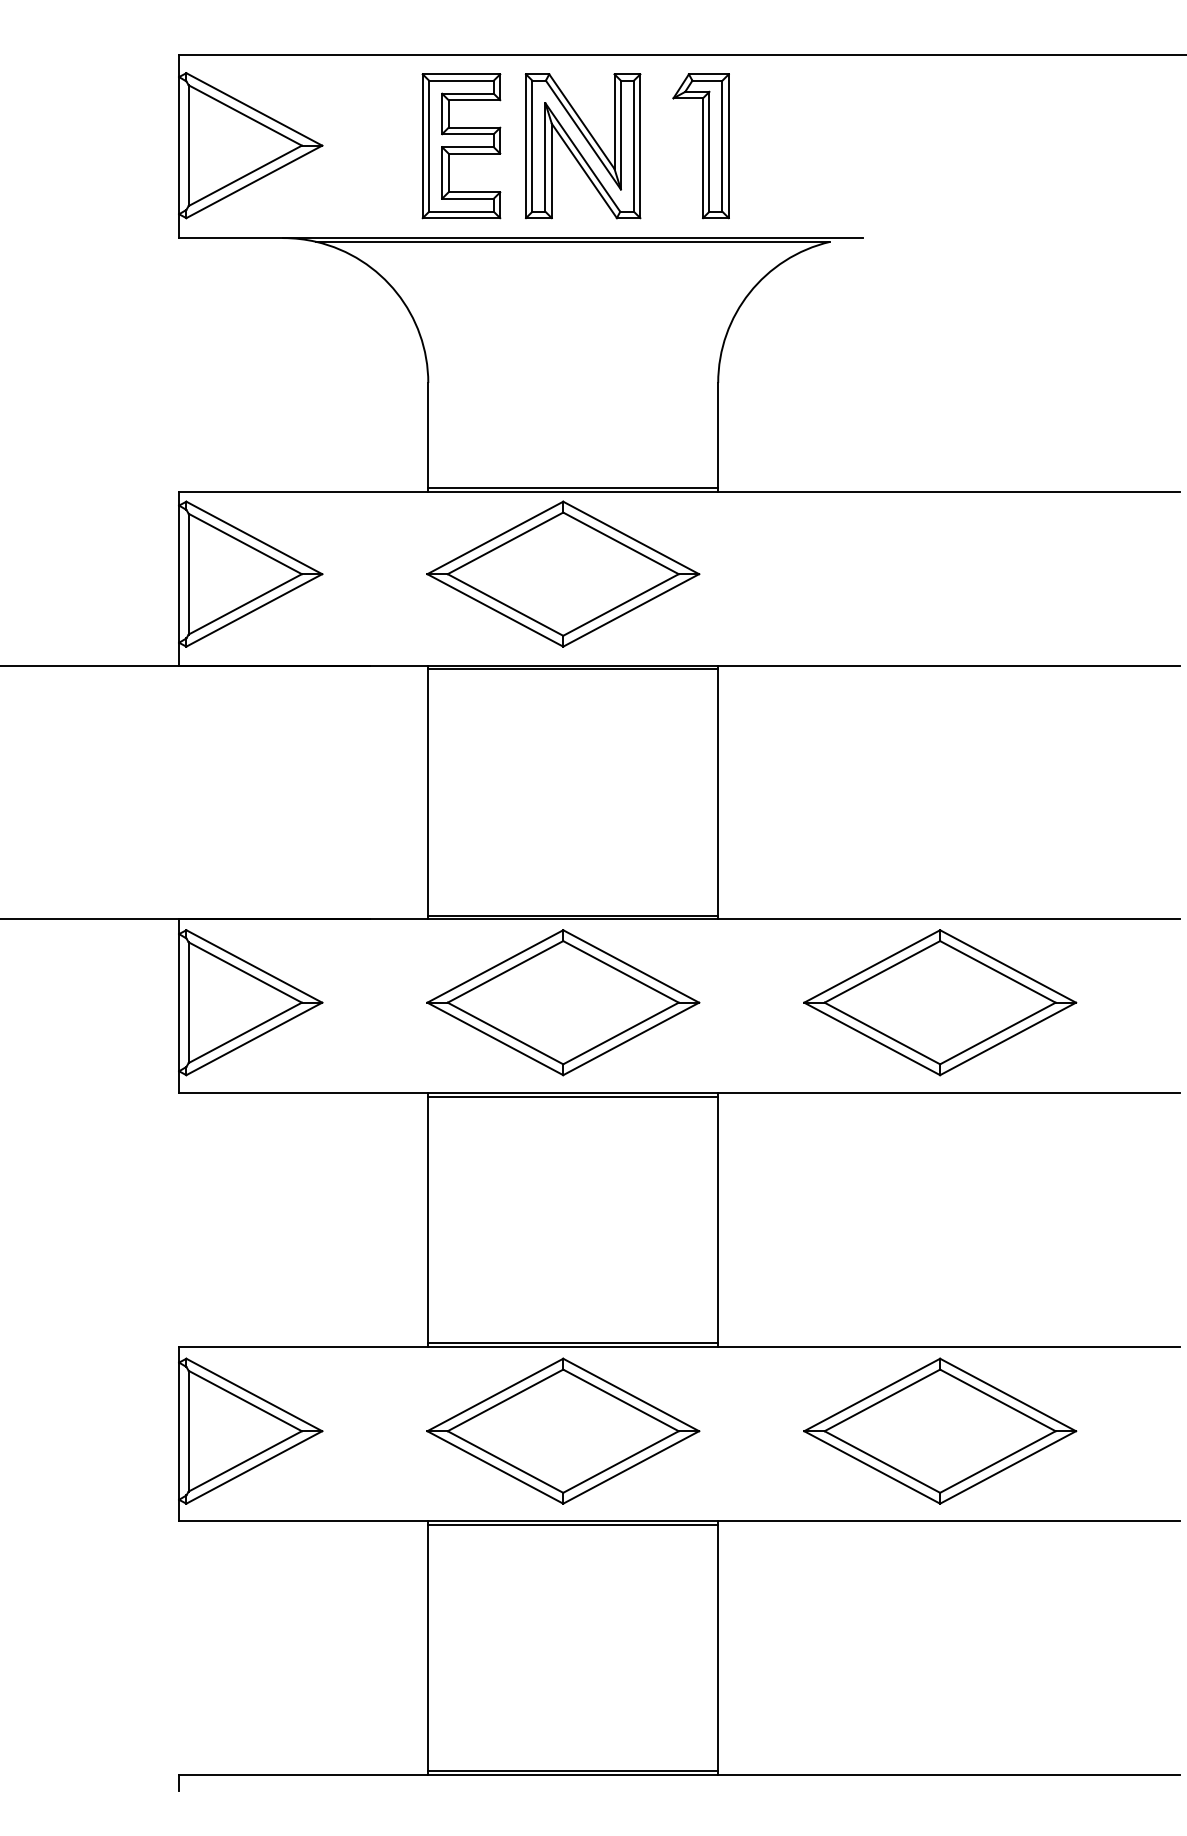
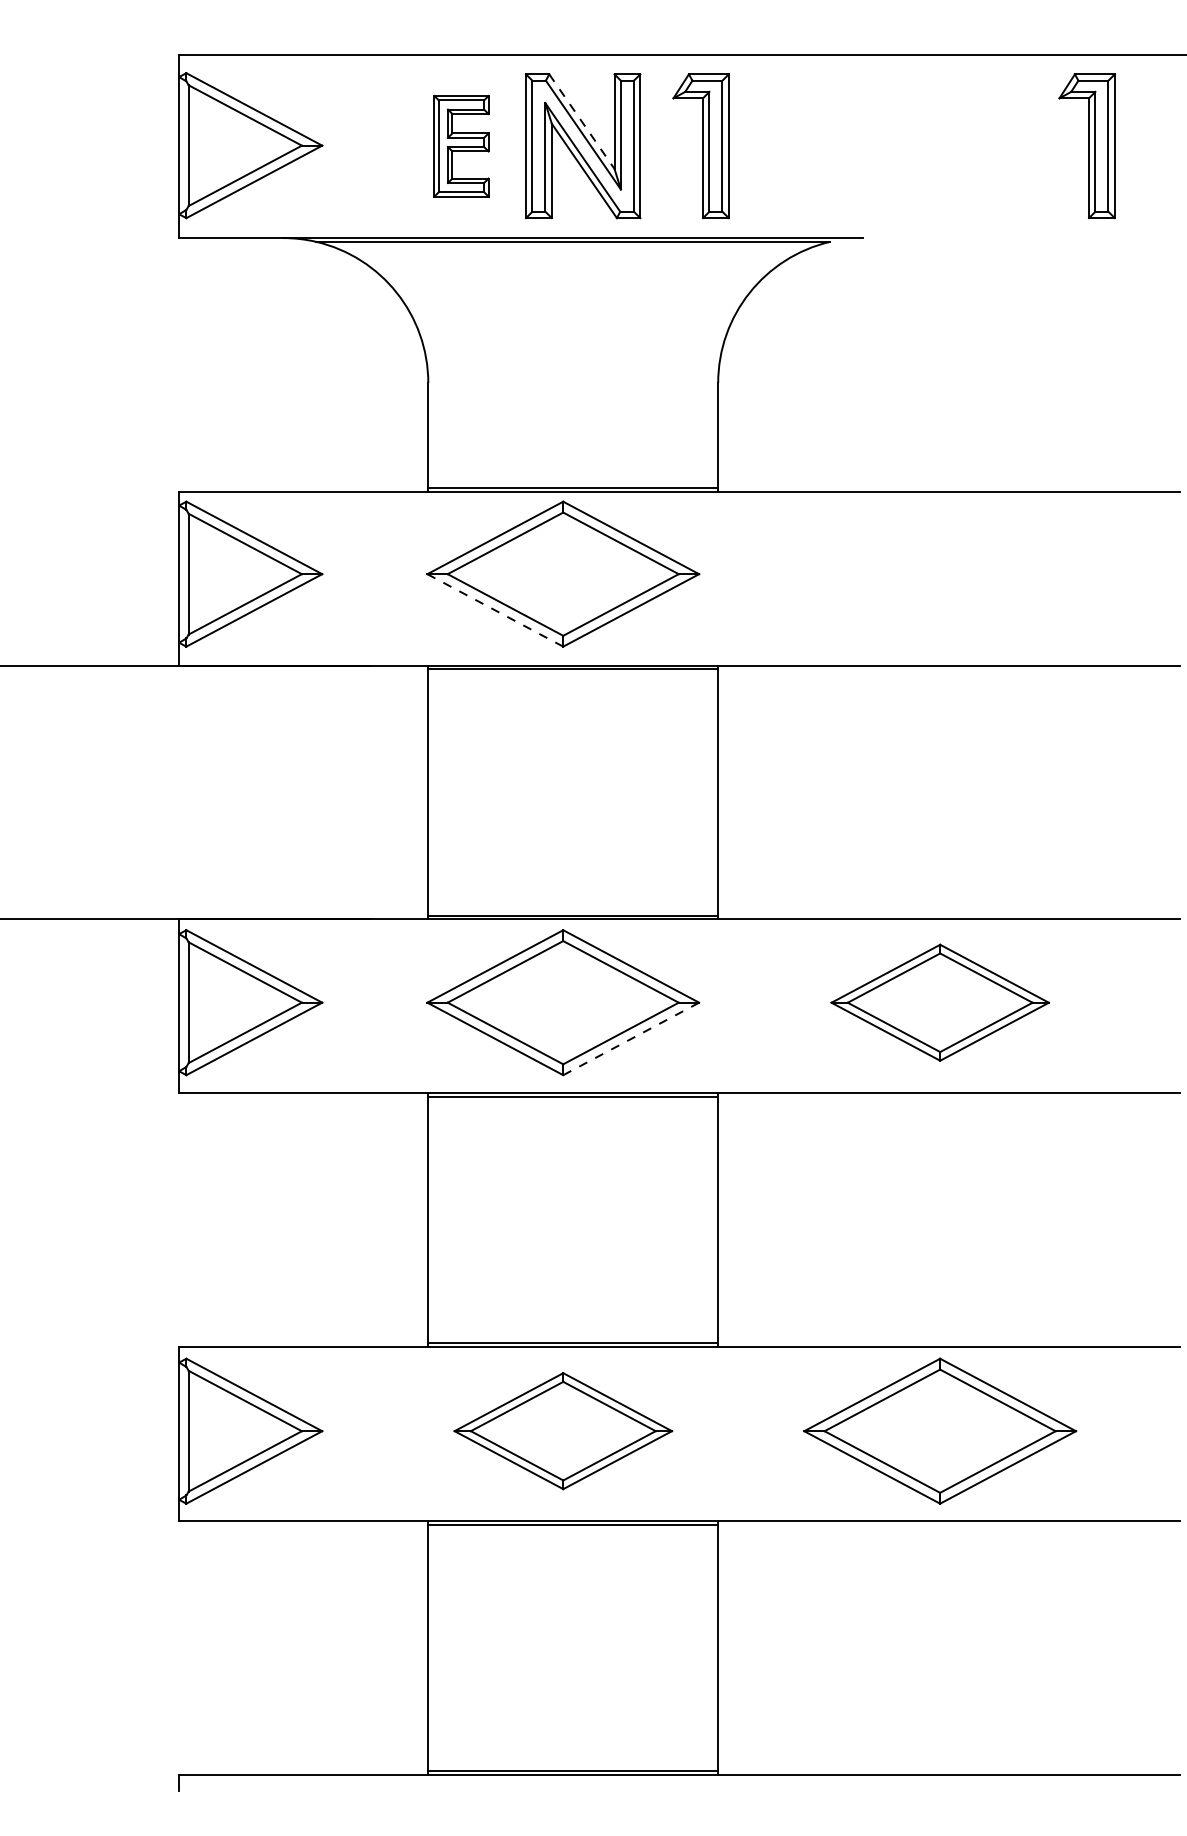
line: solid -> dashed (582, 122)
part size: 81x147 px -> 57x104 px (461, 145)
part: none -> present (1086, 146)
line: solid -> dashed (495, 610)
part size: 275x148 px -> 220x119 px (939, 1002)
line: solid -> dashed (631, 1038)
part size: 275x148 px -> 221x119 px (563, 1431)
